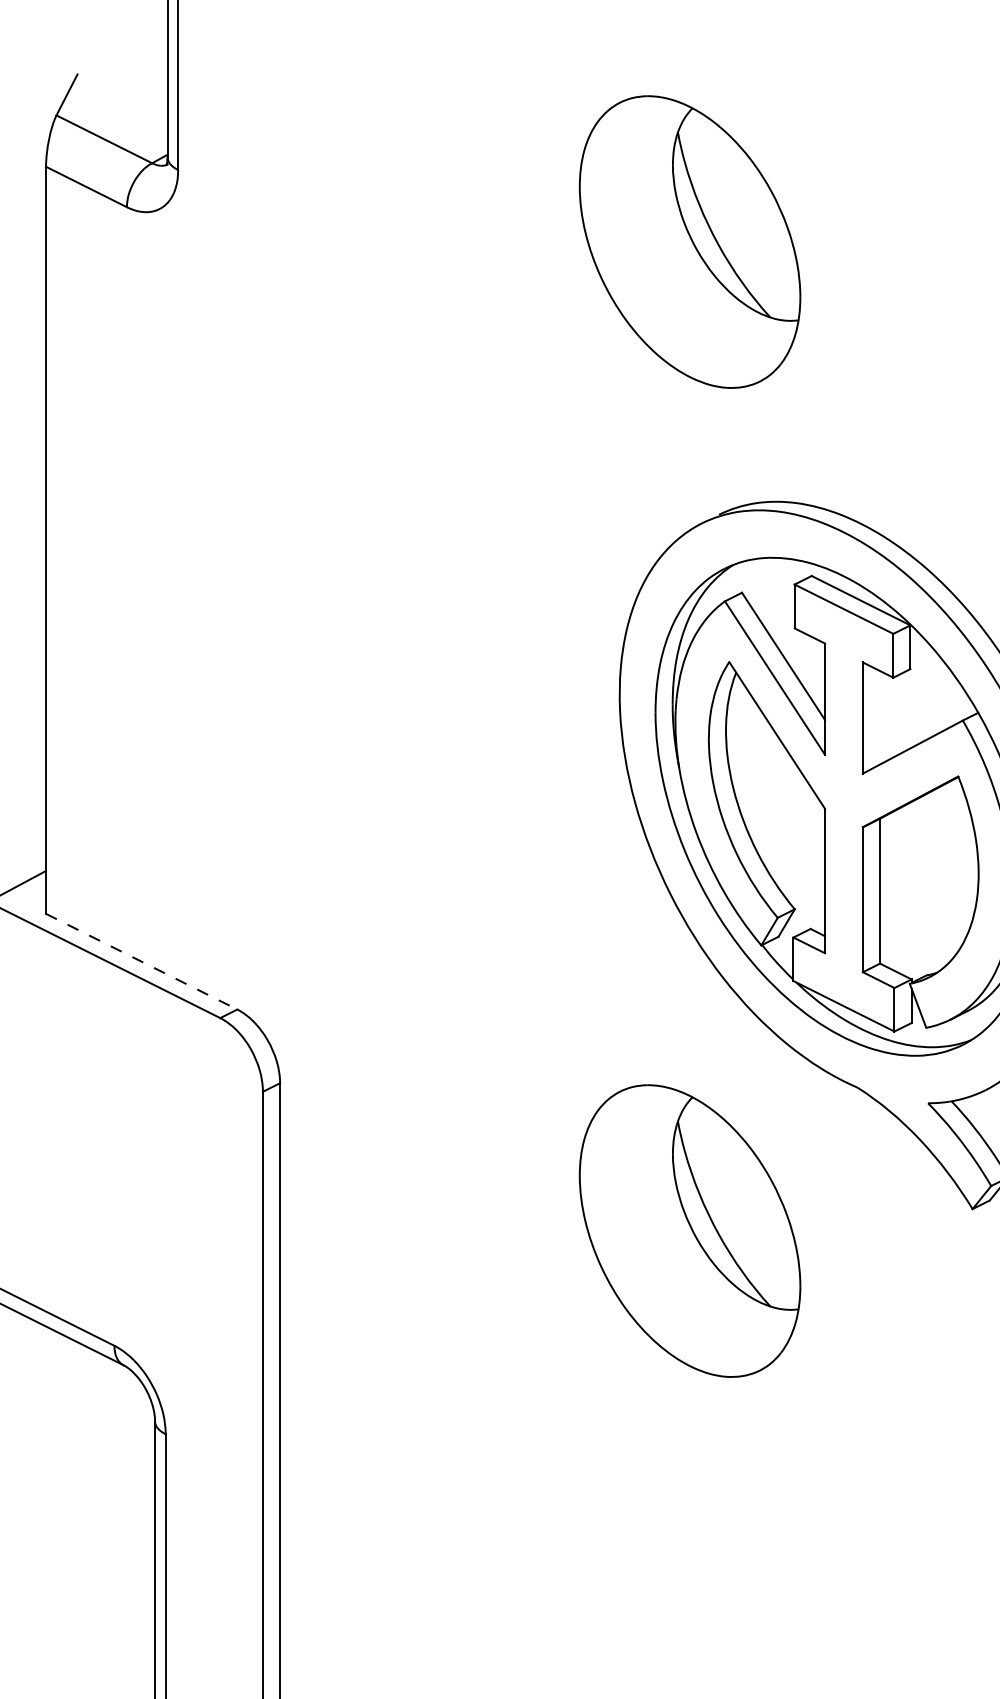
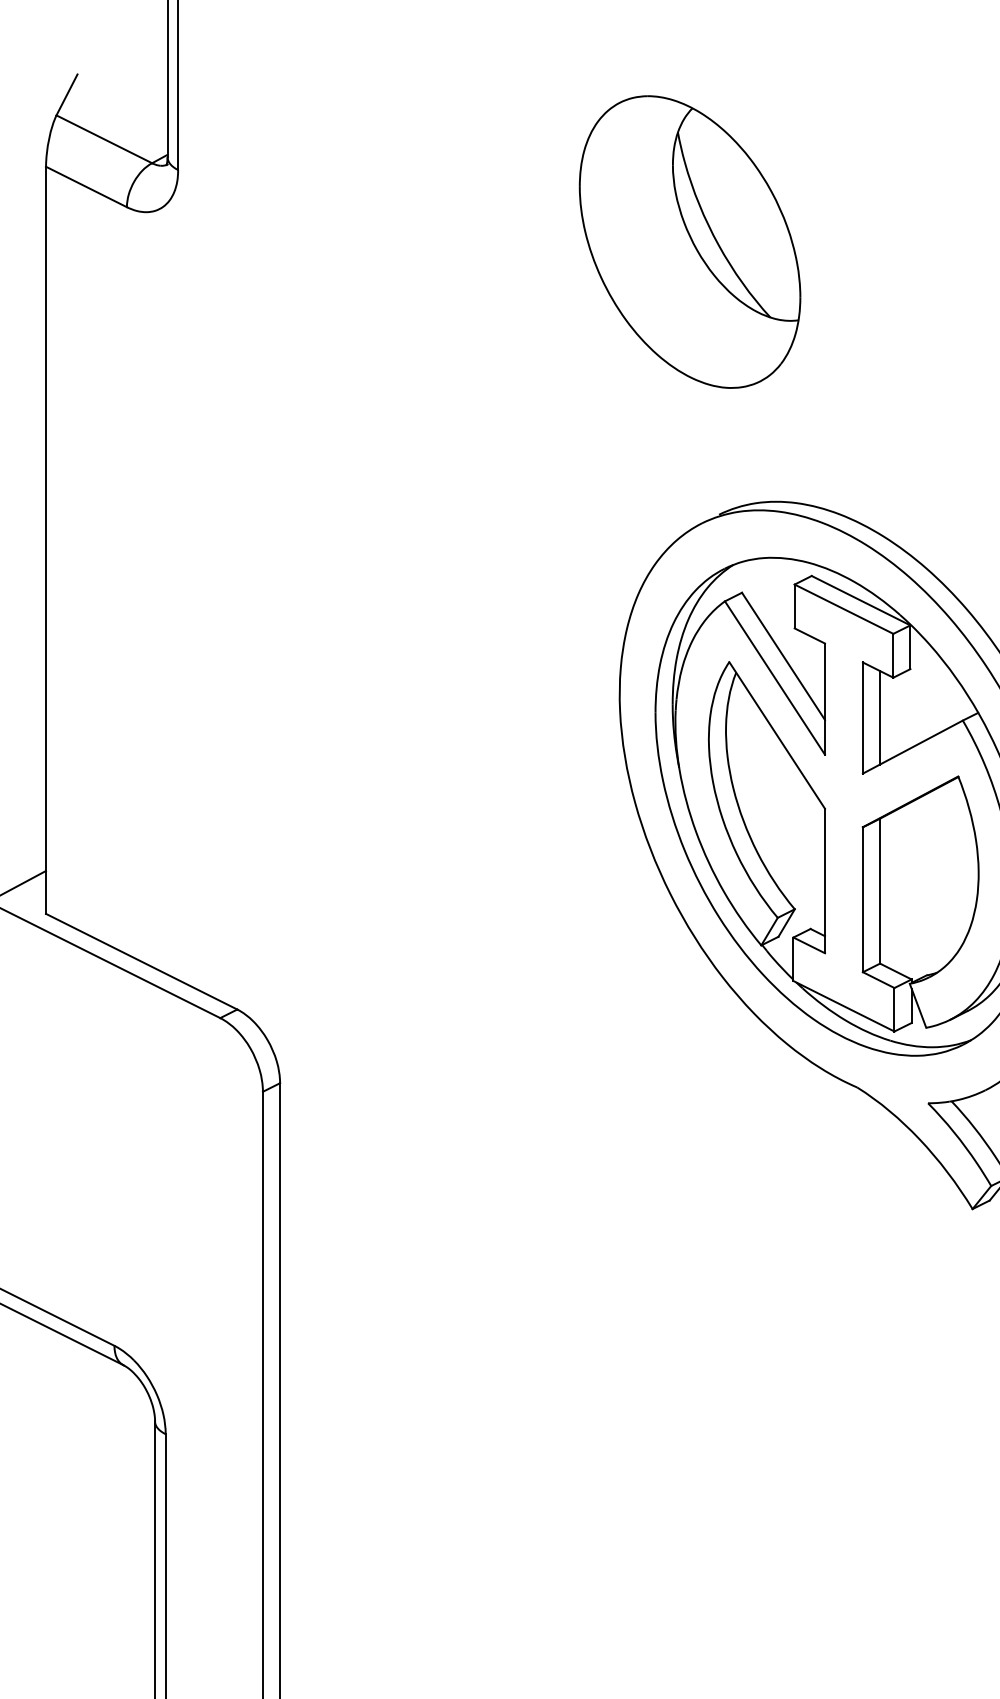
line: none -> present (880, 717)
line: dashed -> solid (141, 961)
part: present -> none (689, 1230)
